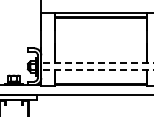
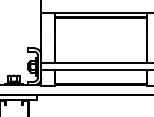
line: dashed -> solid (96, 63)
line: dashed -> solid (96, 70)
